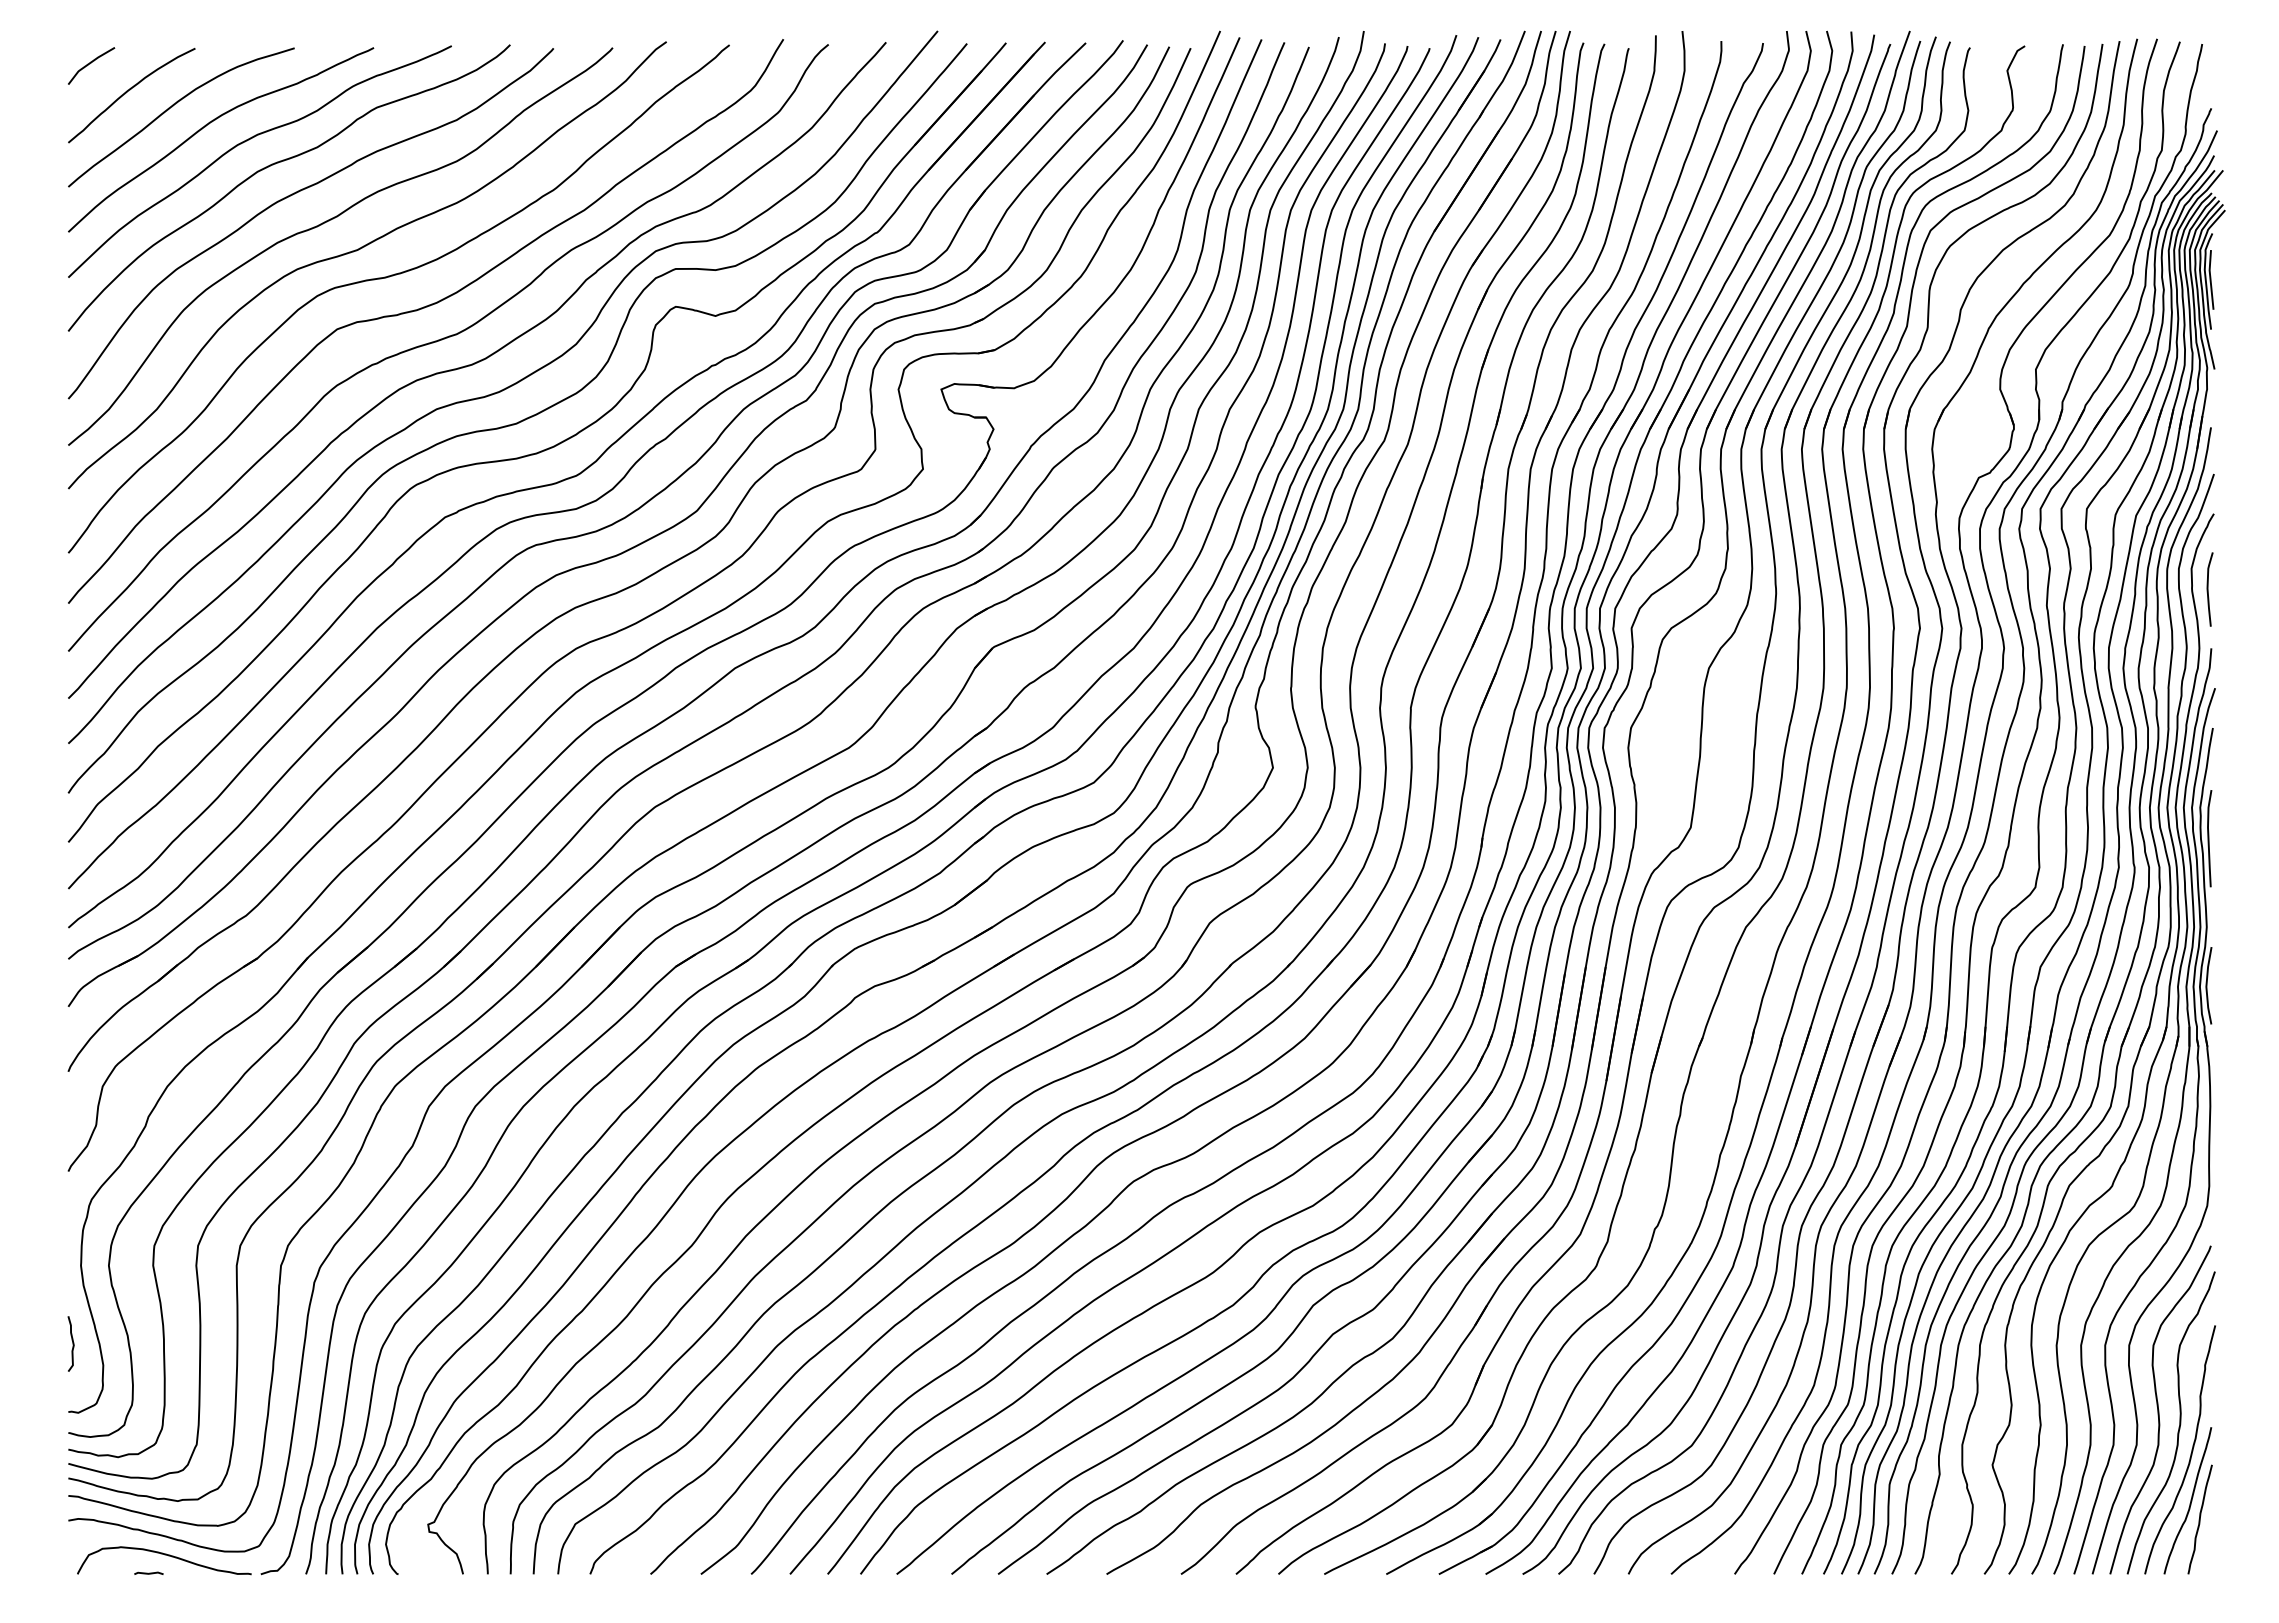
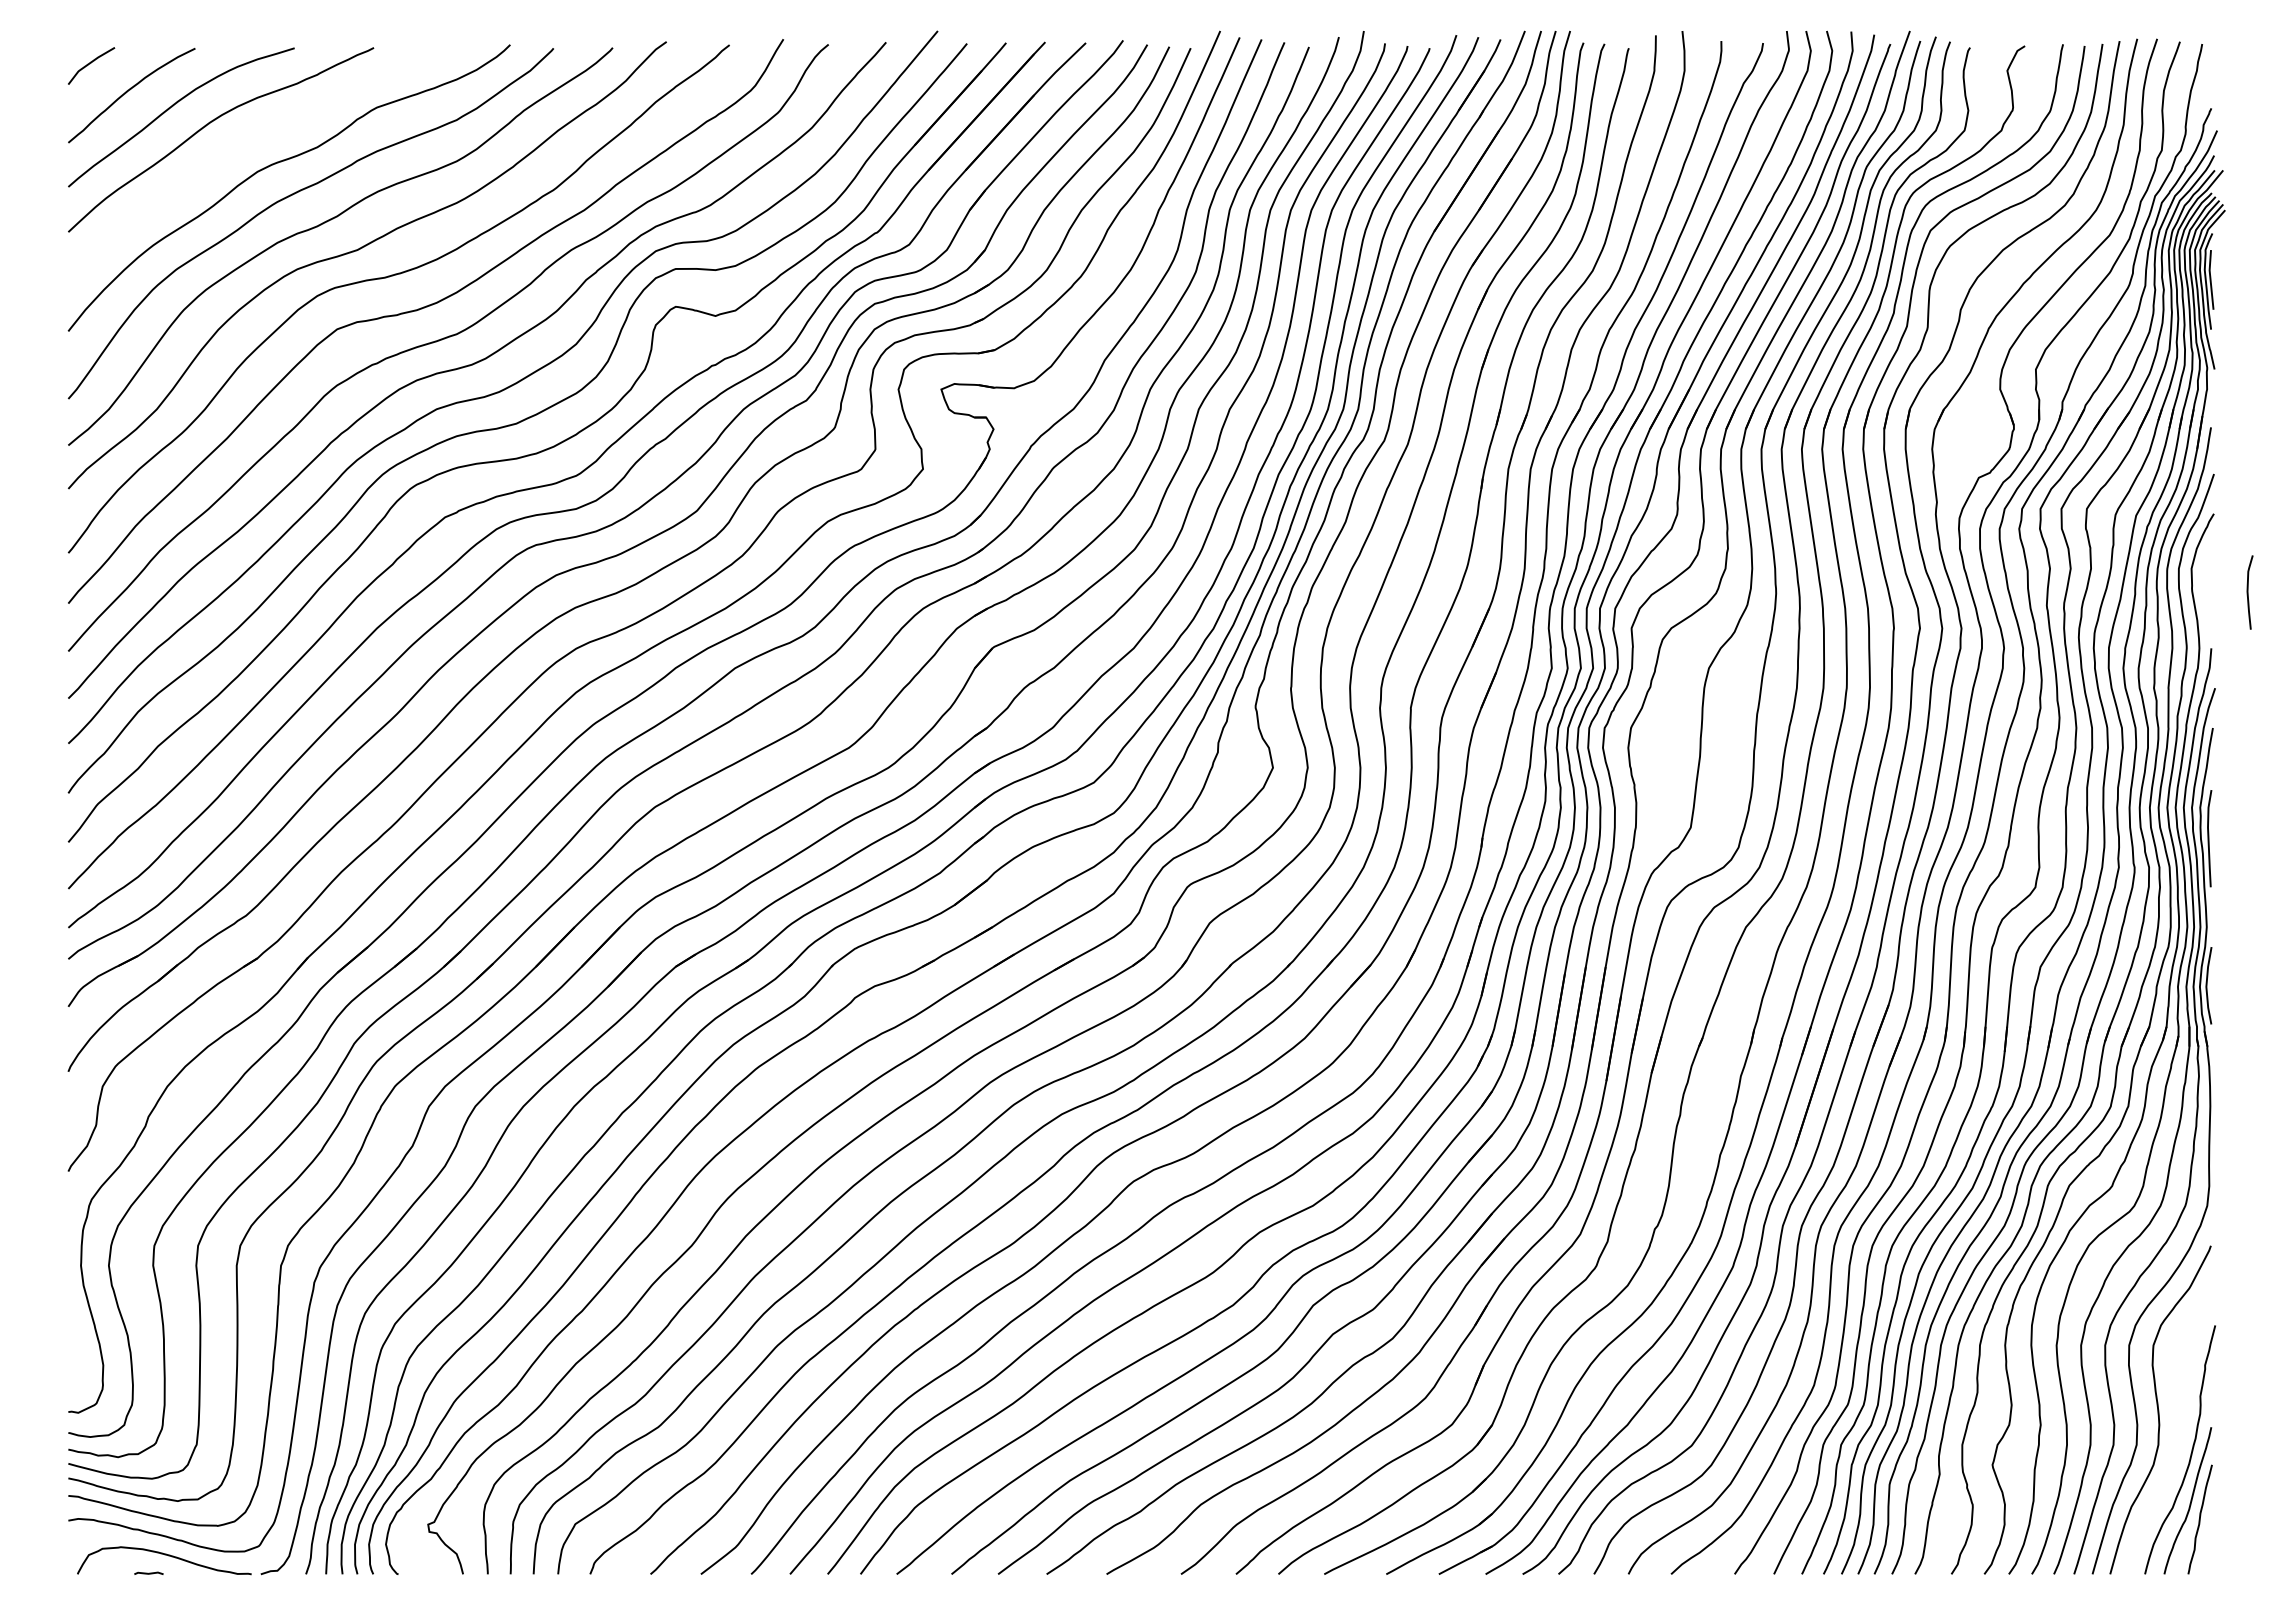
curve: present -> none (249, 140)
curve position: (2208, 589) -> (2248, 592) (2248, 592)
curve: present -> none (72, 1343)
curve: present -> none (2179, 1422)
